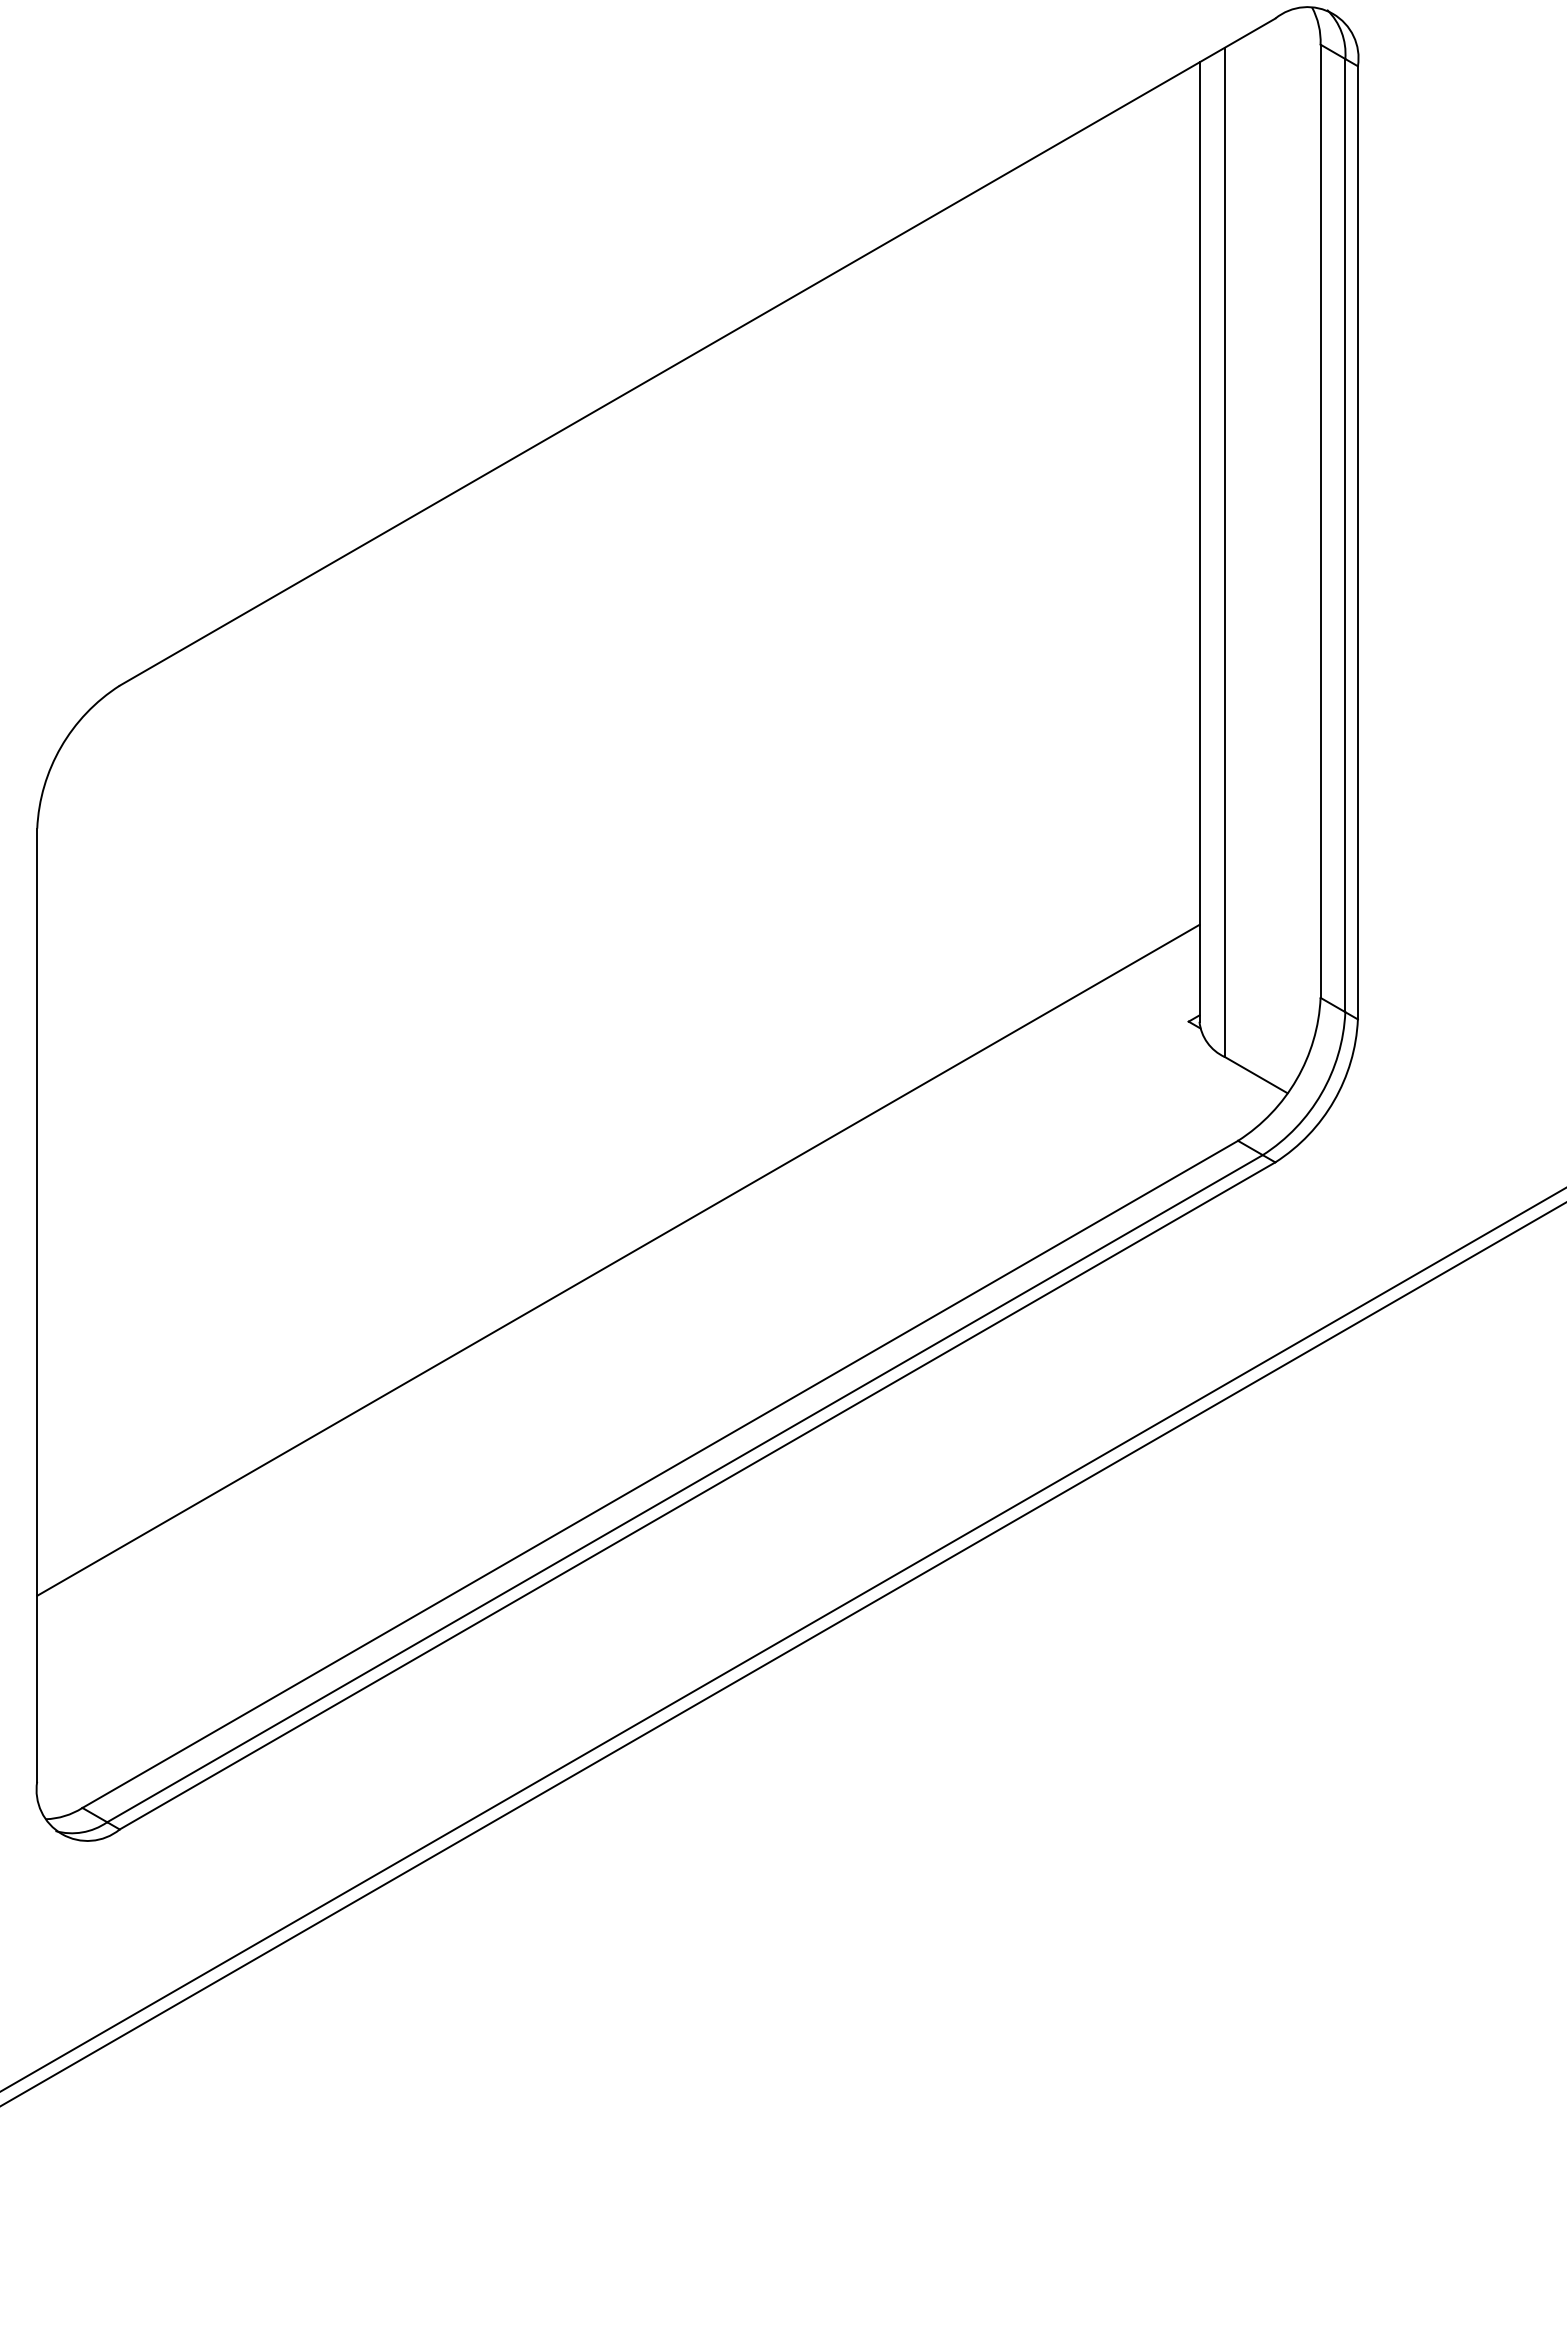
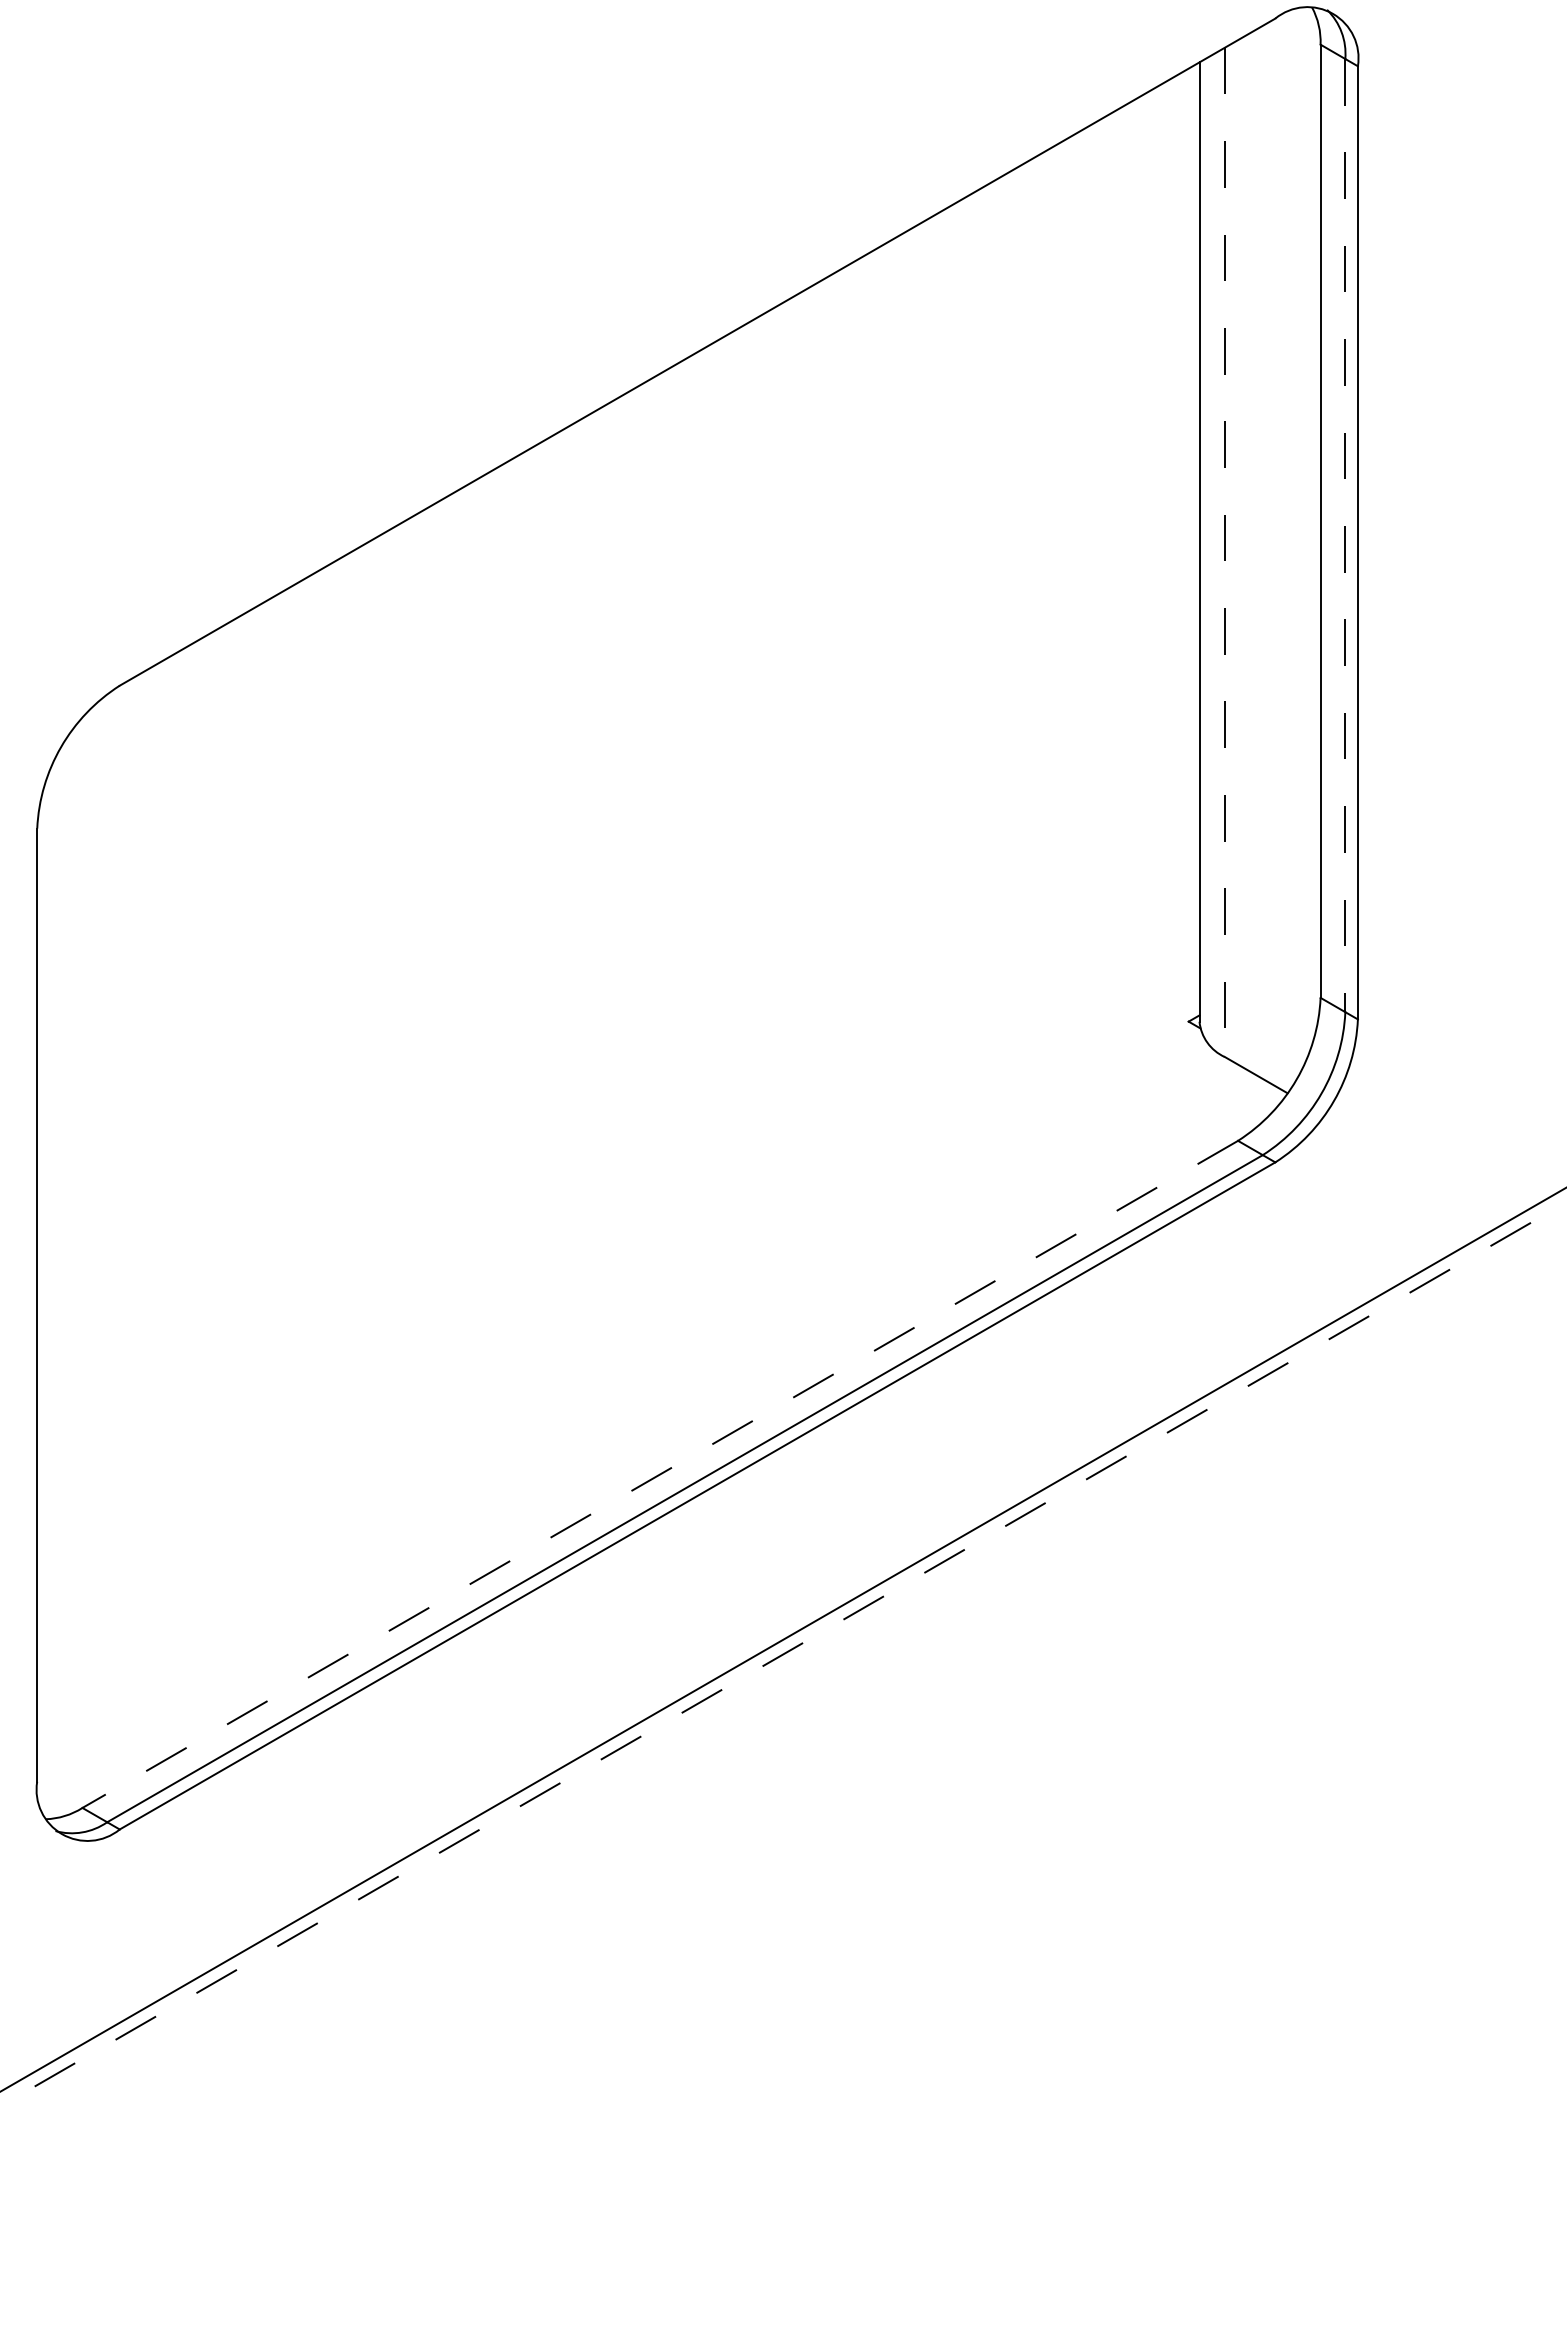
line: solid -> dashed (1345, 535)
line: solid -> dashed (1224, 552)
line: present -> none (618, 1259)
line: solid -> dashed (659, 1474)
line: solid -> dashed (784, 1653)
